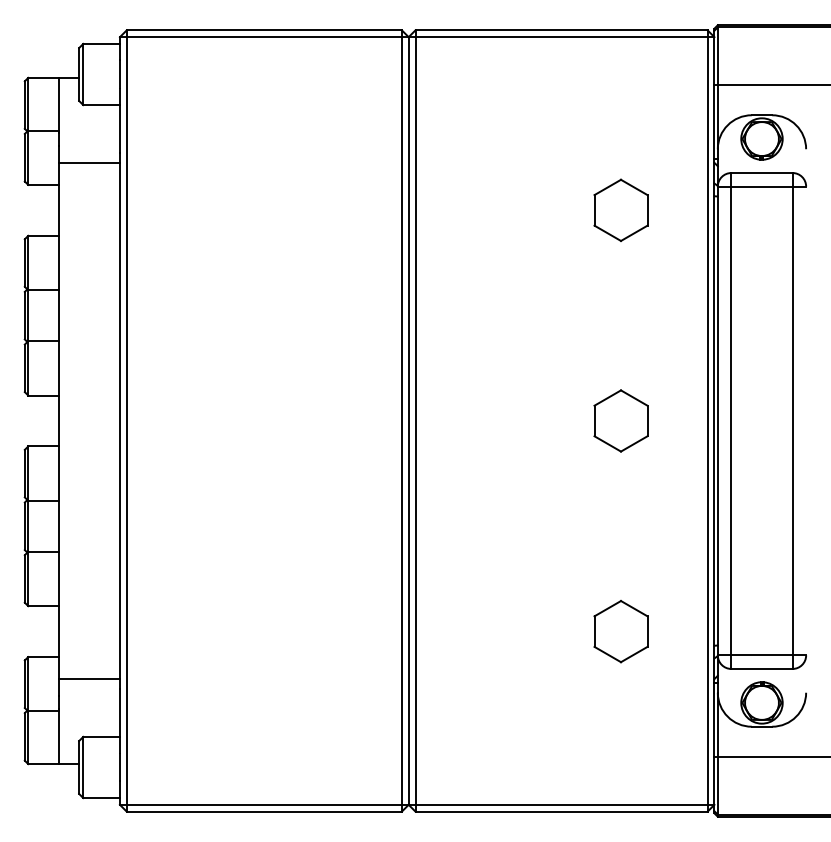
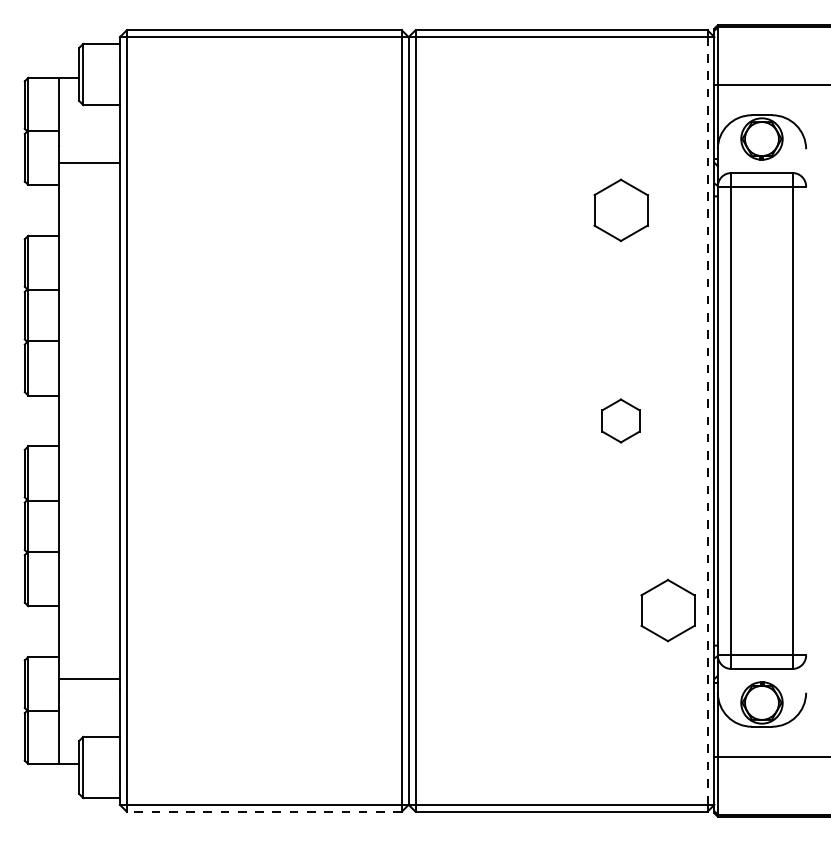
part size: 56x64 px -> 40x46 px (620, 420)
line: solid -> dashed (707, 421)
part position: (620, 631) -> (667, 610) (667, 610)
line: solid -> dashed (264, 811)
